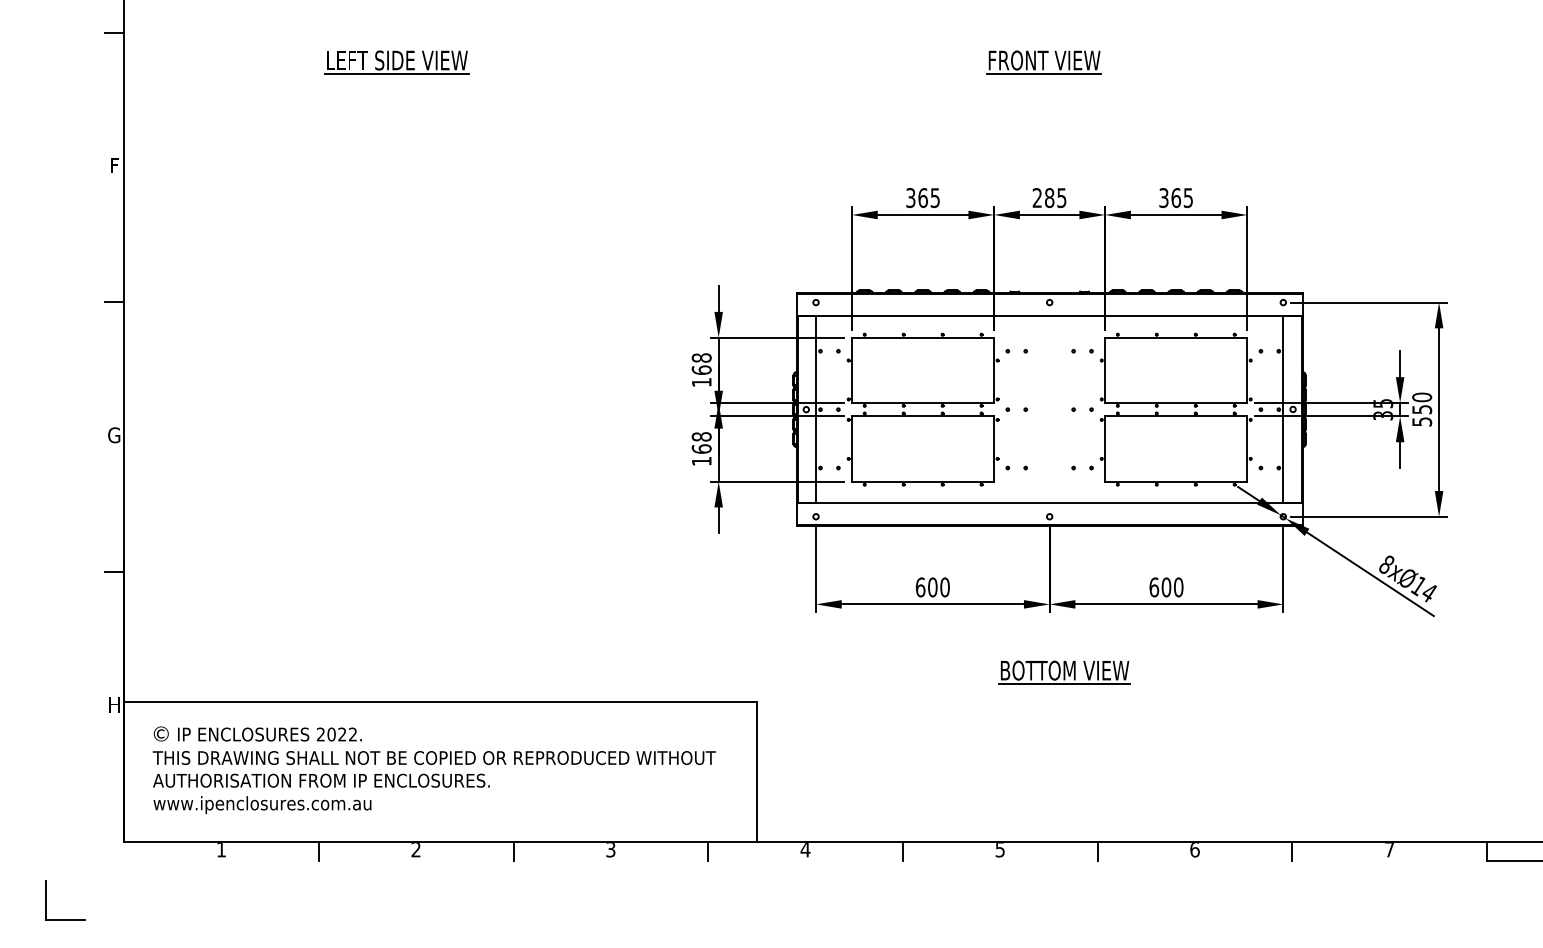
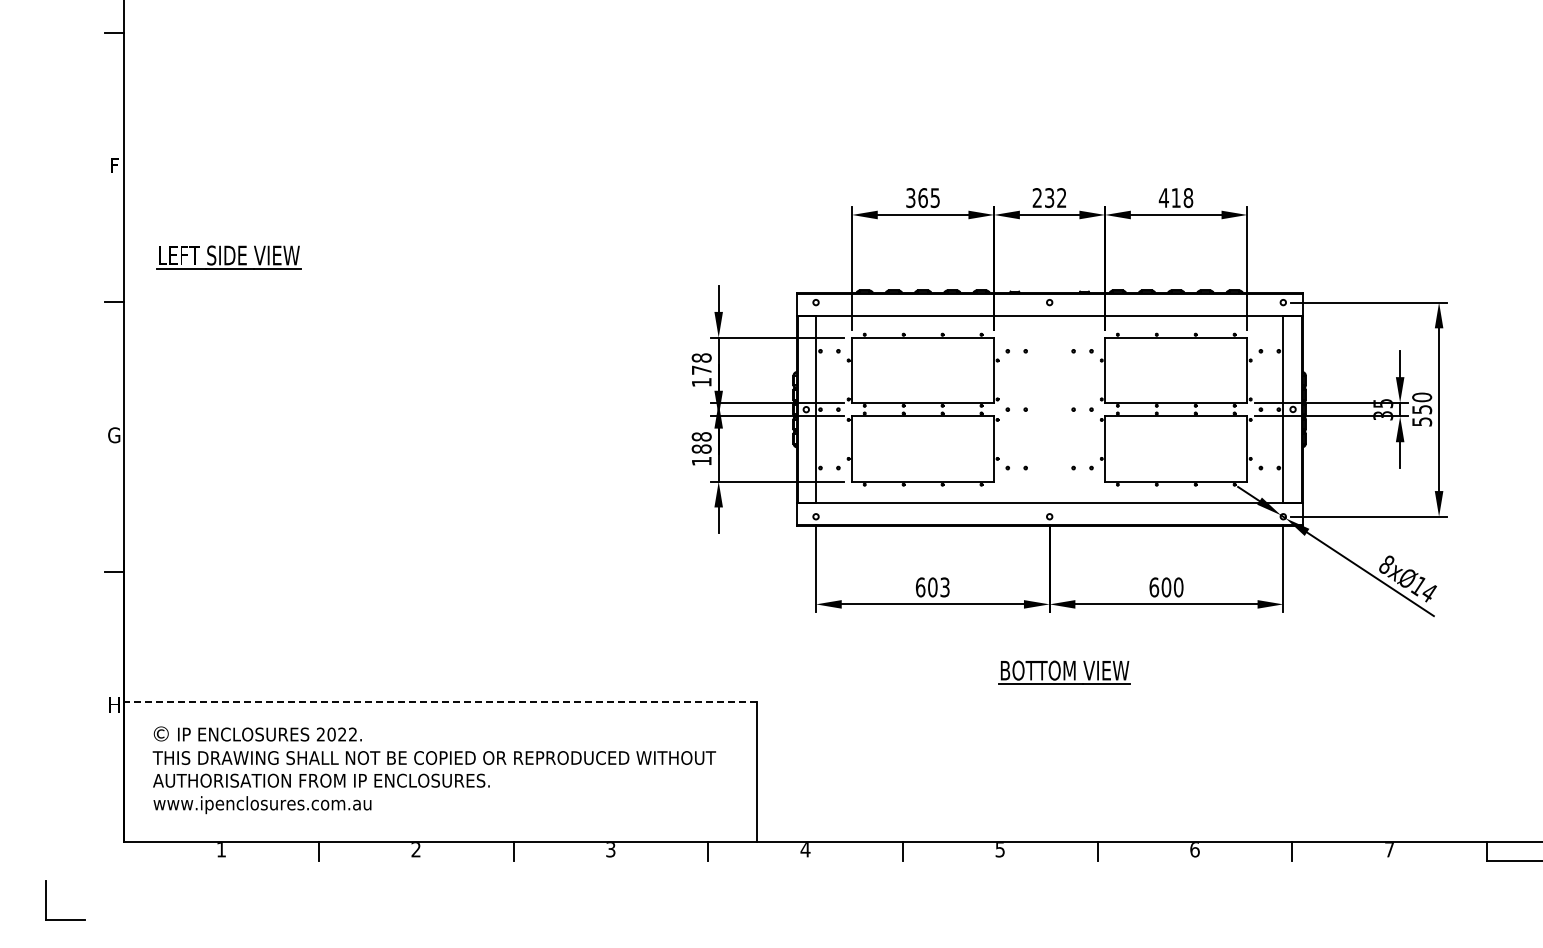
part position: (396, 62) -> (228, 257) (228, 257)
part: present -> none (1043, 62)
text: 285 -> 232 (1055, 198)
text: 365 -> 418 (1175, 198)
text: 168 -> 178 (701, 369)
text: 168 -> 188 (701, 448)
text: 600 -> 603 (944, 587)
line: solid -> dashed (440, 701)
